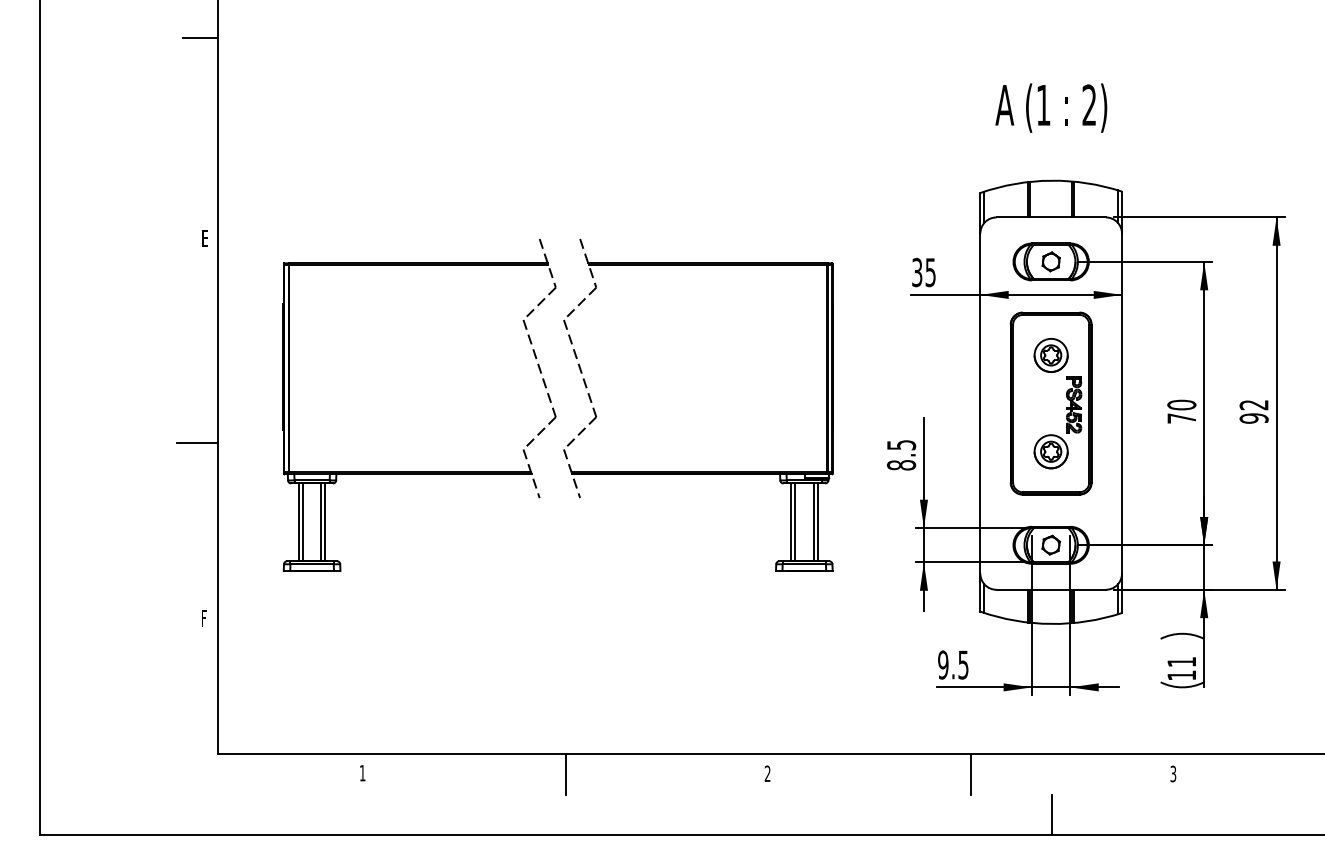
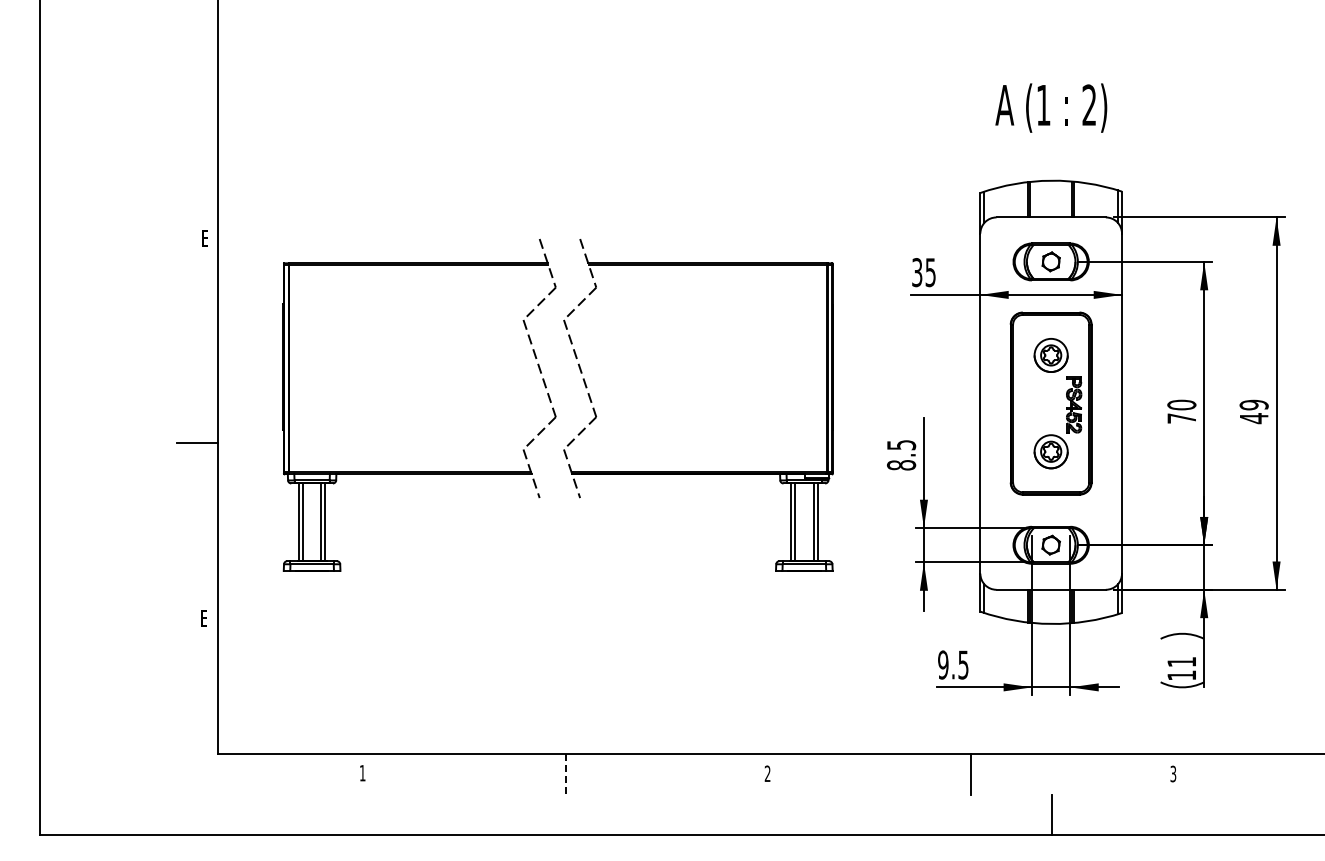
line: present -> none (199, 37)
text: 92 -> 49 (1253, 411)
text: F -> E (203, 618)
line: solid -> dashed (565, 775)
